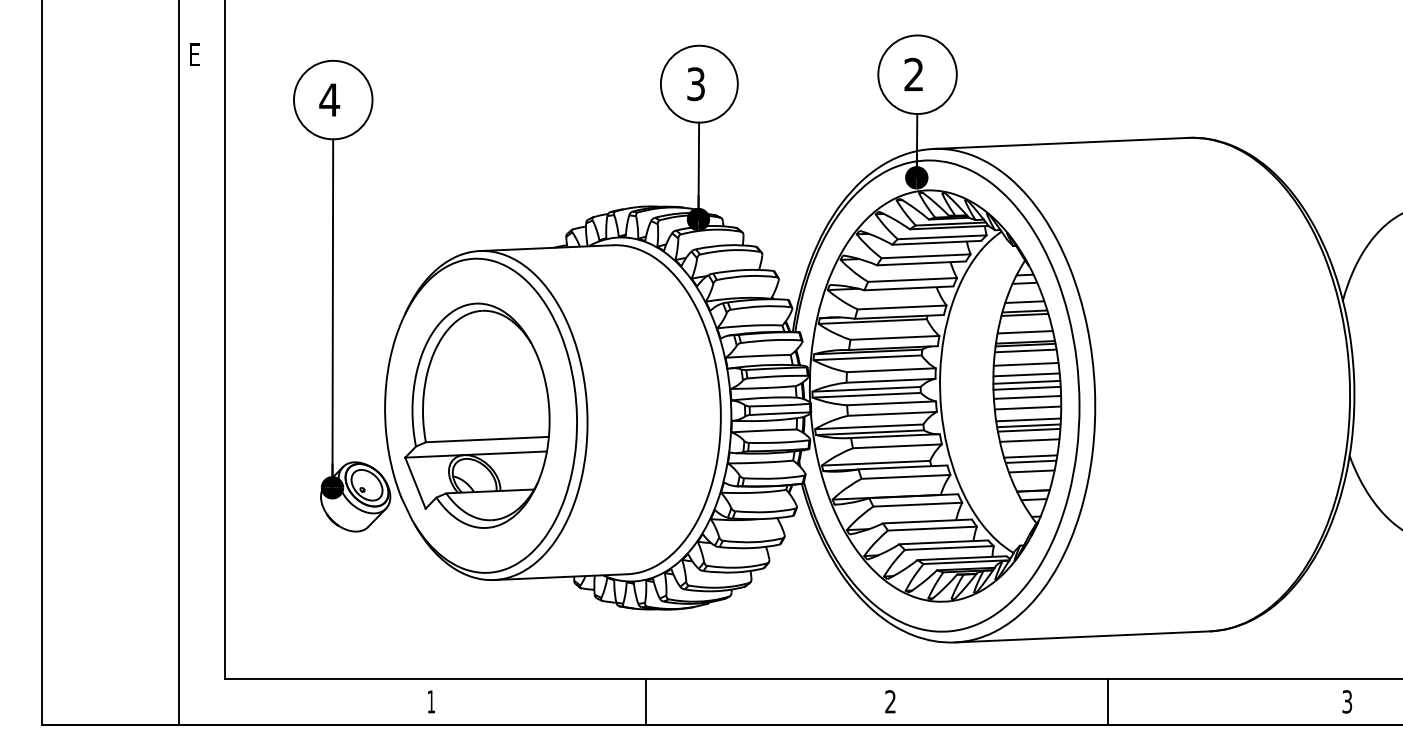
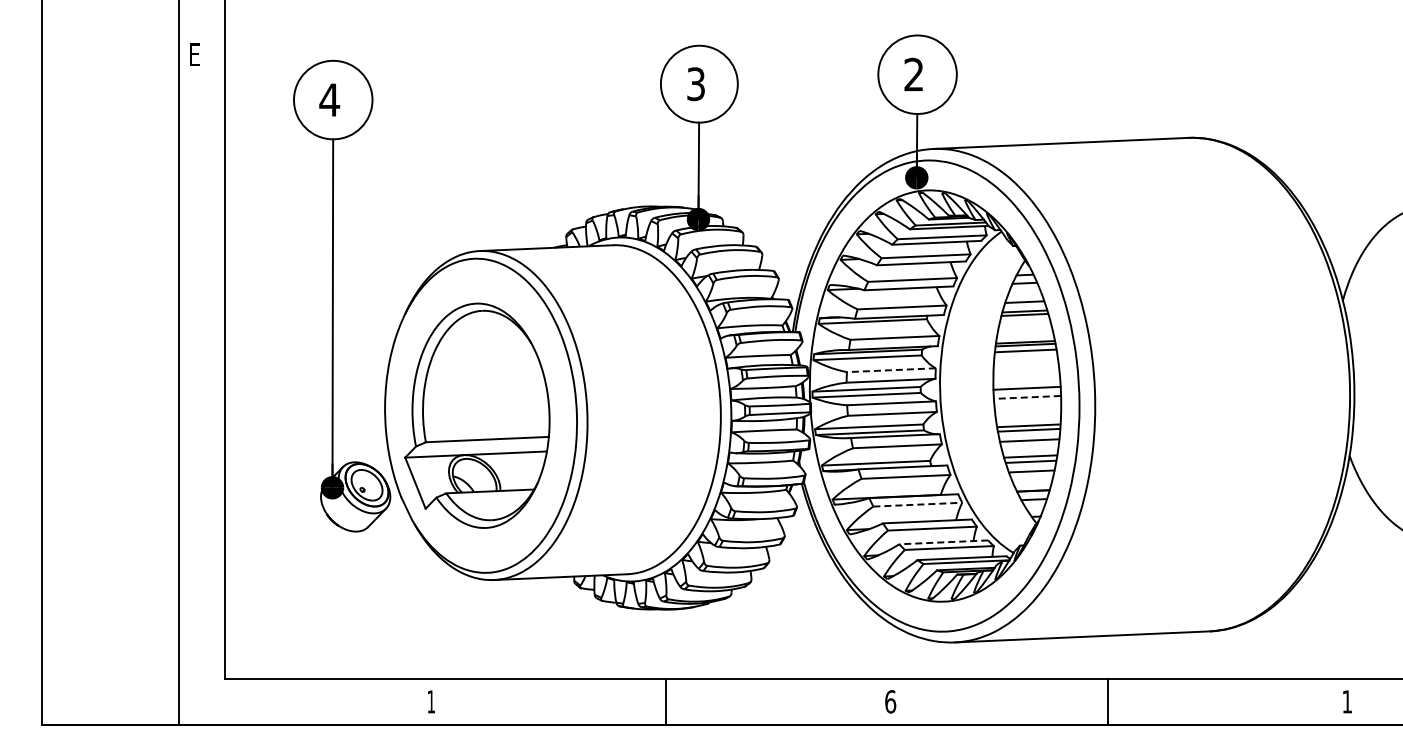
line: present -> none (1024, 332)
line: present -> none (1025, 363)
line: solid -> dashed (890, 370)
line: present -> none (1026, 374)
line: present -> none (1026, 381)
line: solid -> dashed (1026, 397)
line: present -> none (1027, 407)
line: present -> none (1028, 419)
line: solid -> dashed (918, 504)
line: solid -> dashed (943, 542)
line position: (645, 701) -> (665, 701) (665, 701)
text: 2 -> 6 (890, 701)
text: 3 -> 1 (1347, 701)
